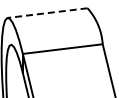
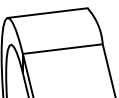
line: dashed -> solid (47, 13)
